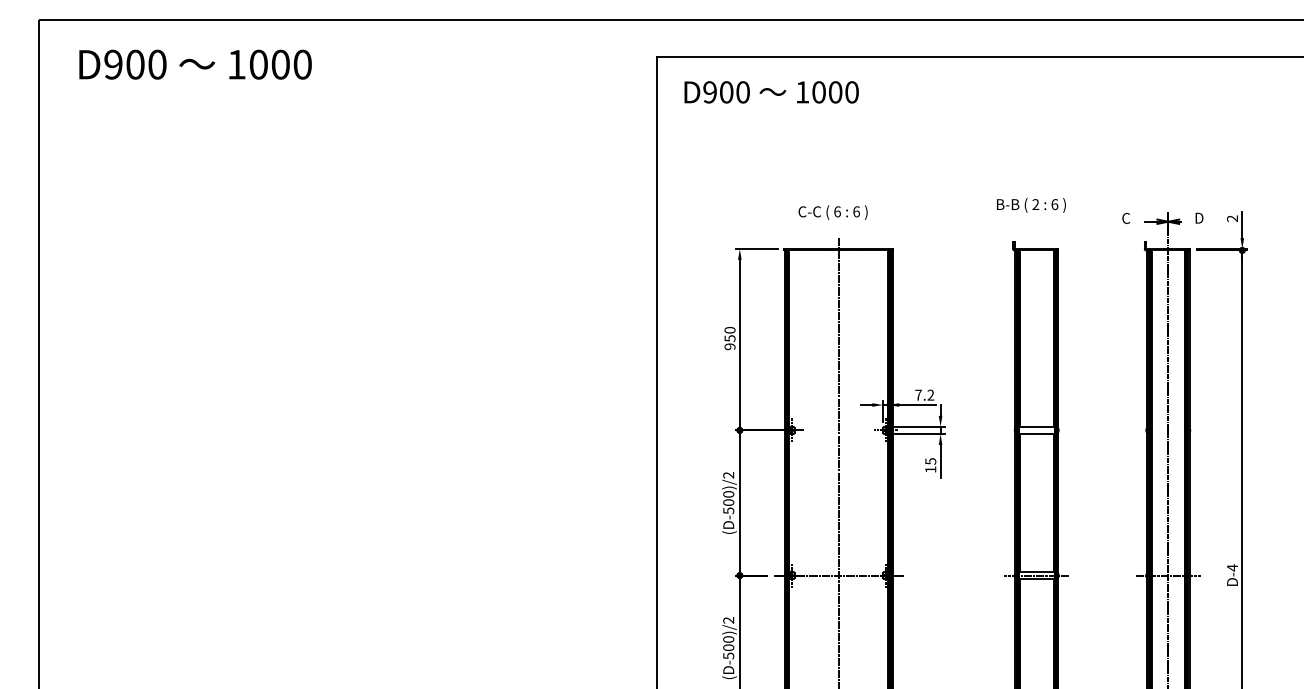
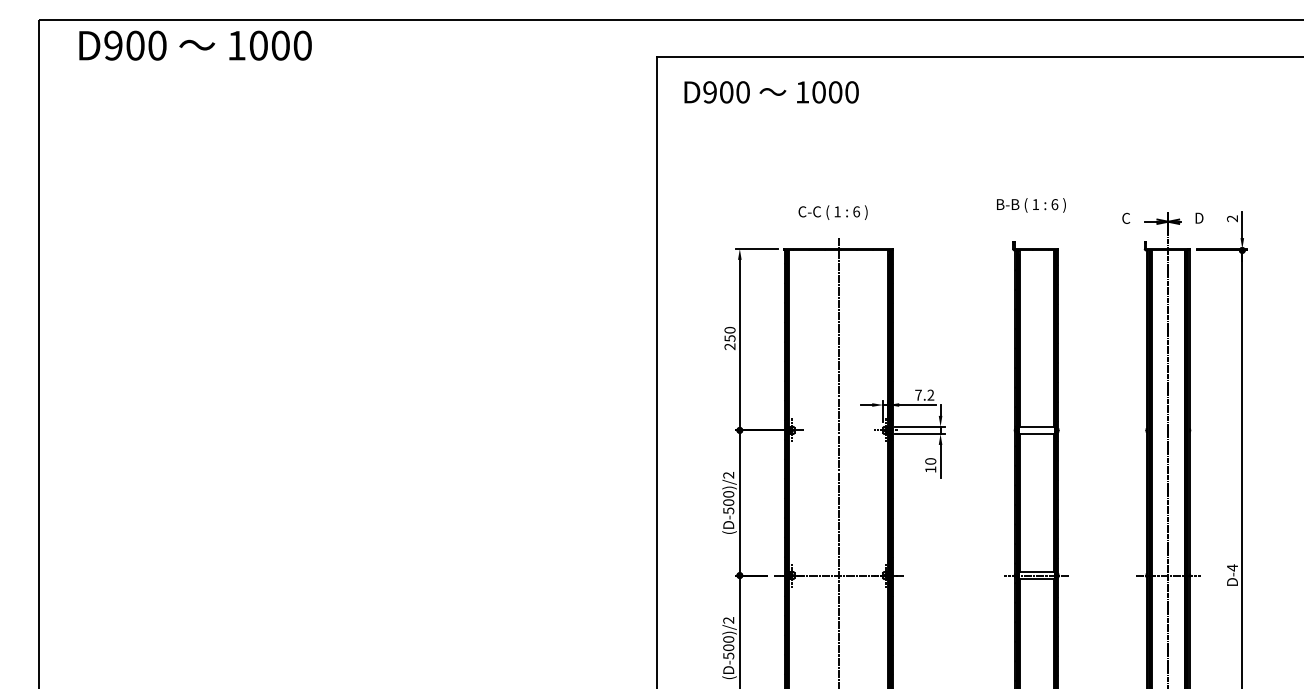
text position: (195, 64) -> (195, 45) (195, 45)
text: 2 -> 1 (1035, 204)
text: 6 -> 1 (837, 211)
text: 950 -> 250 (730, 346)
text: 15 -> 10 (930, 461)
